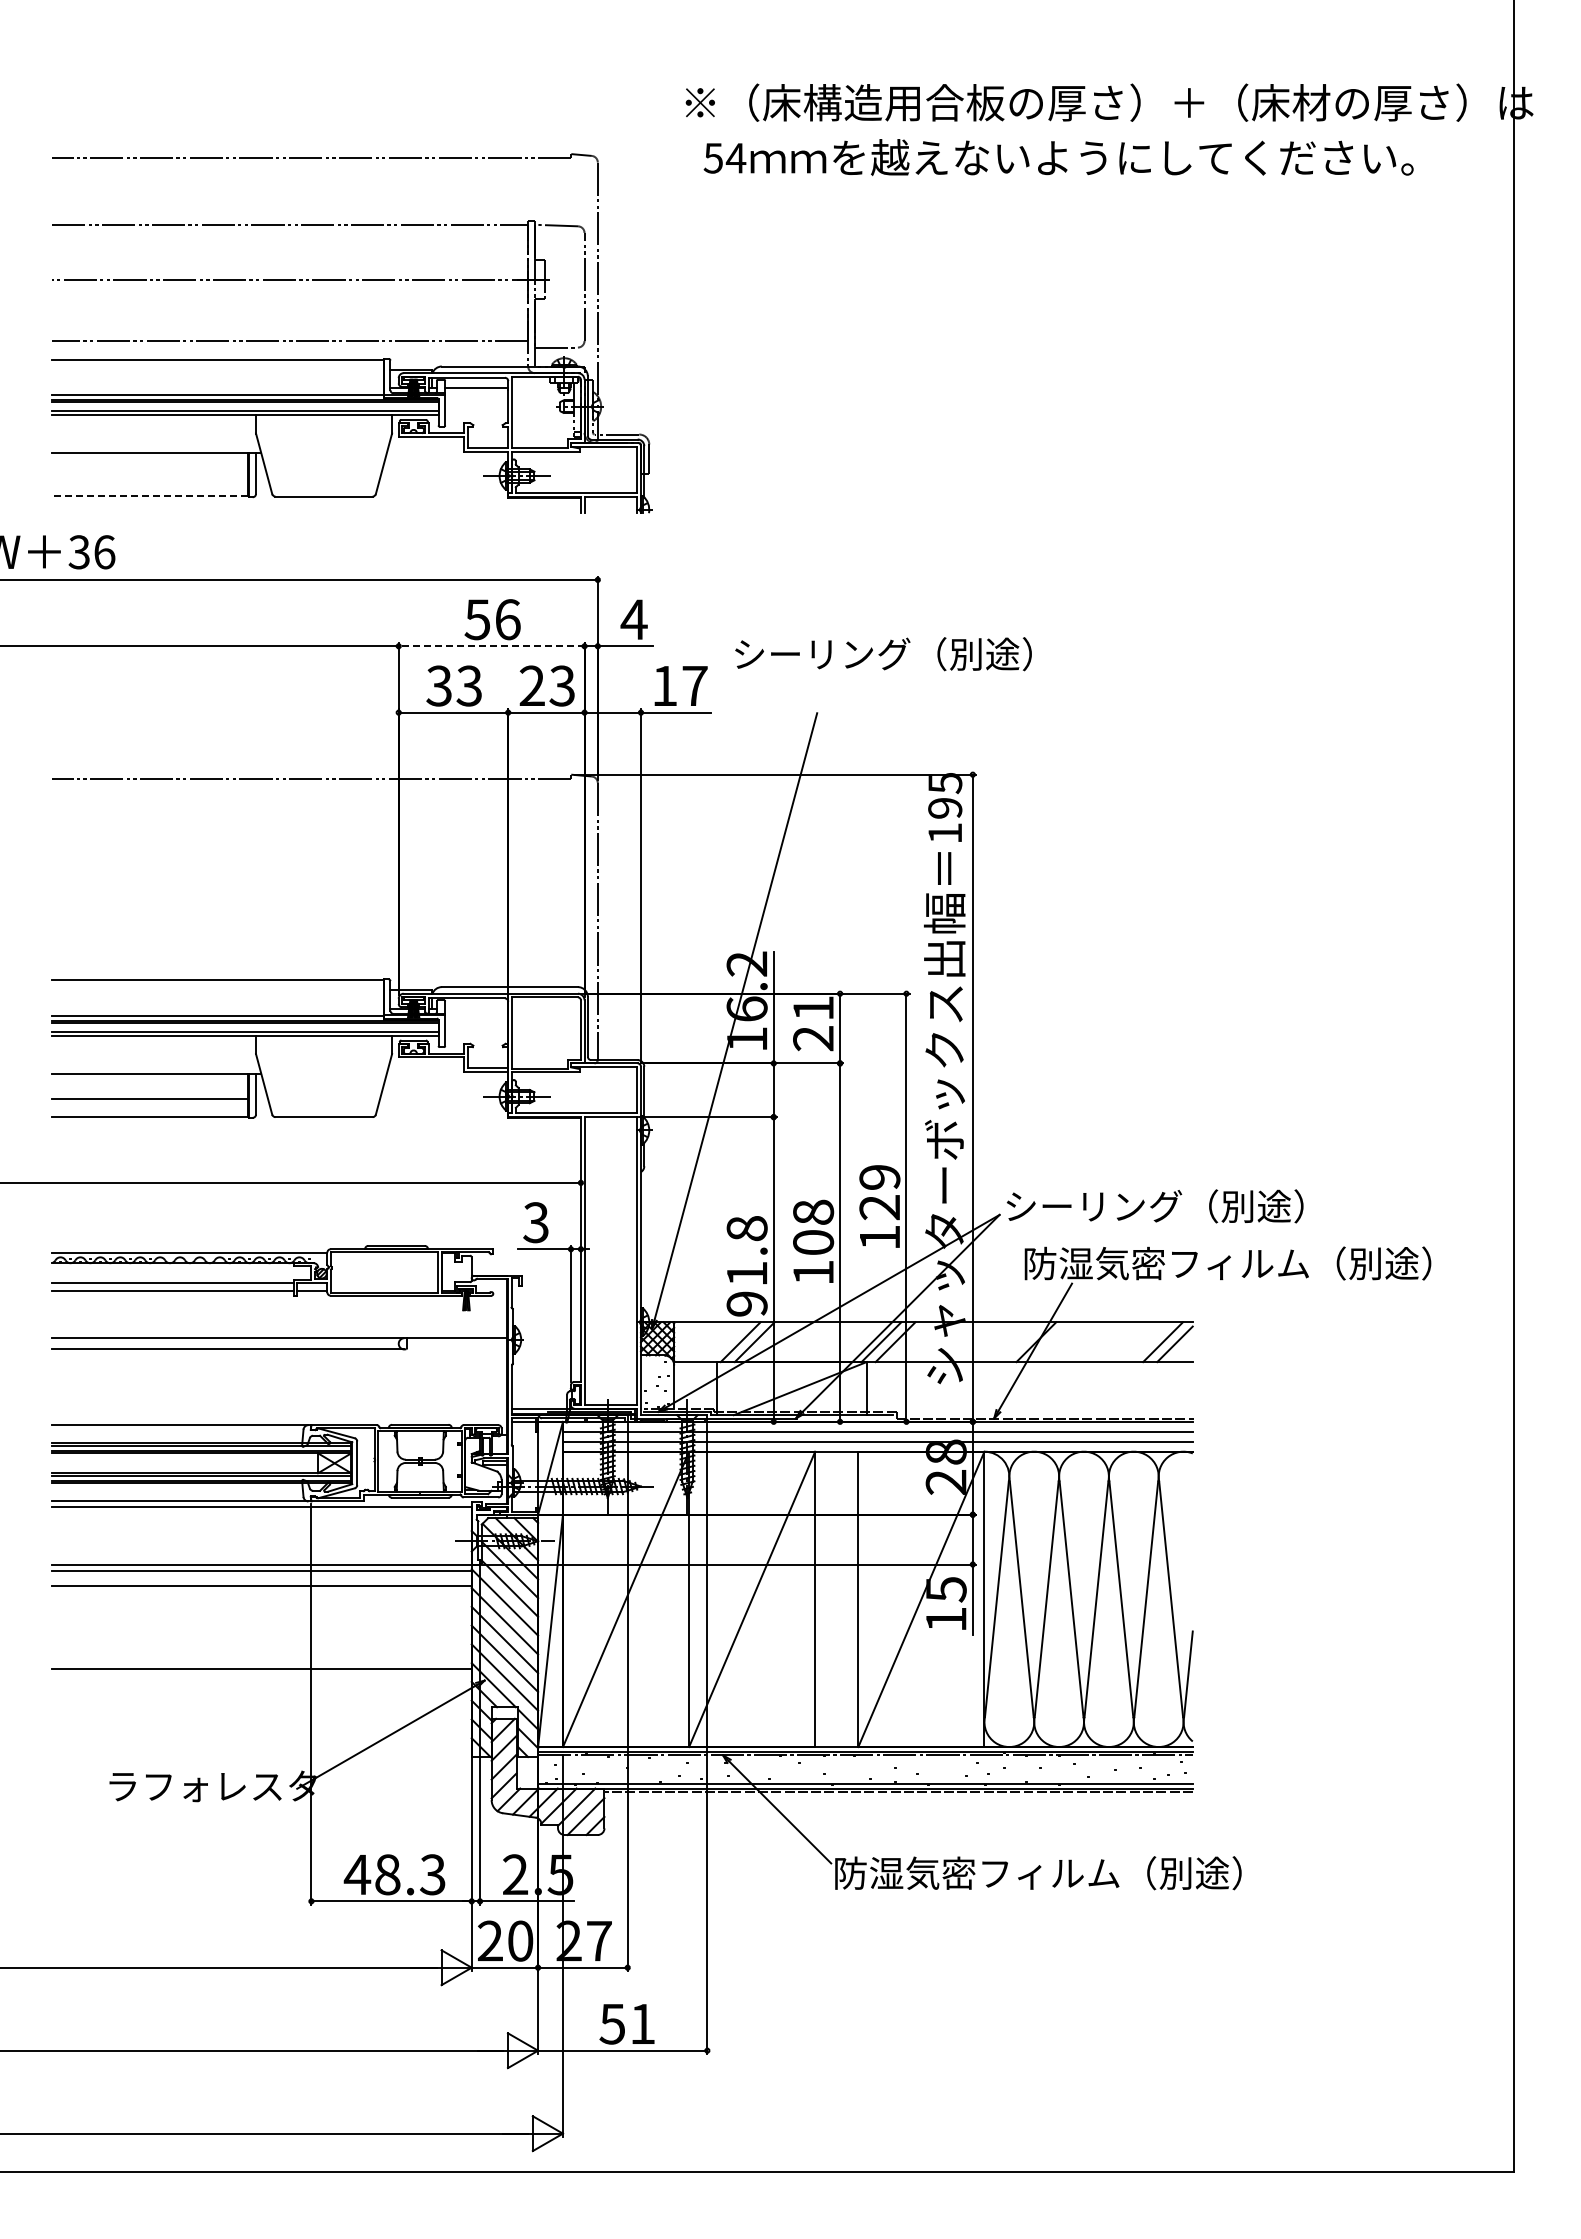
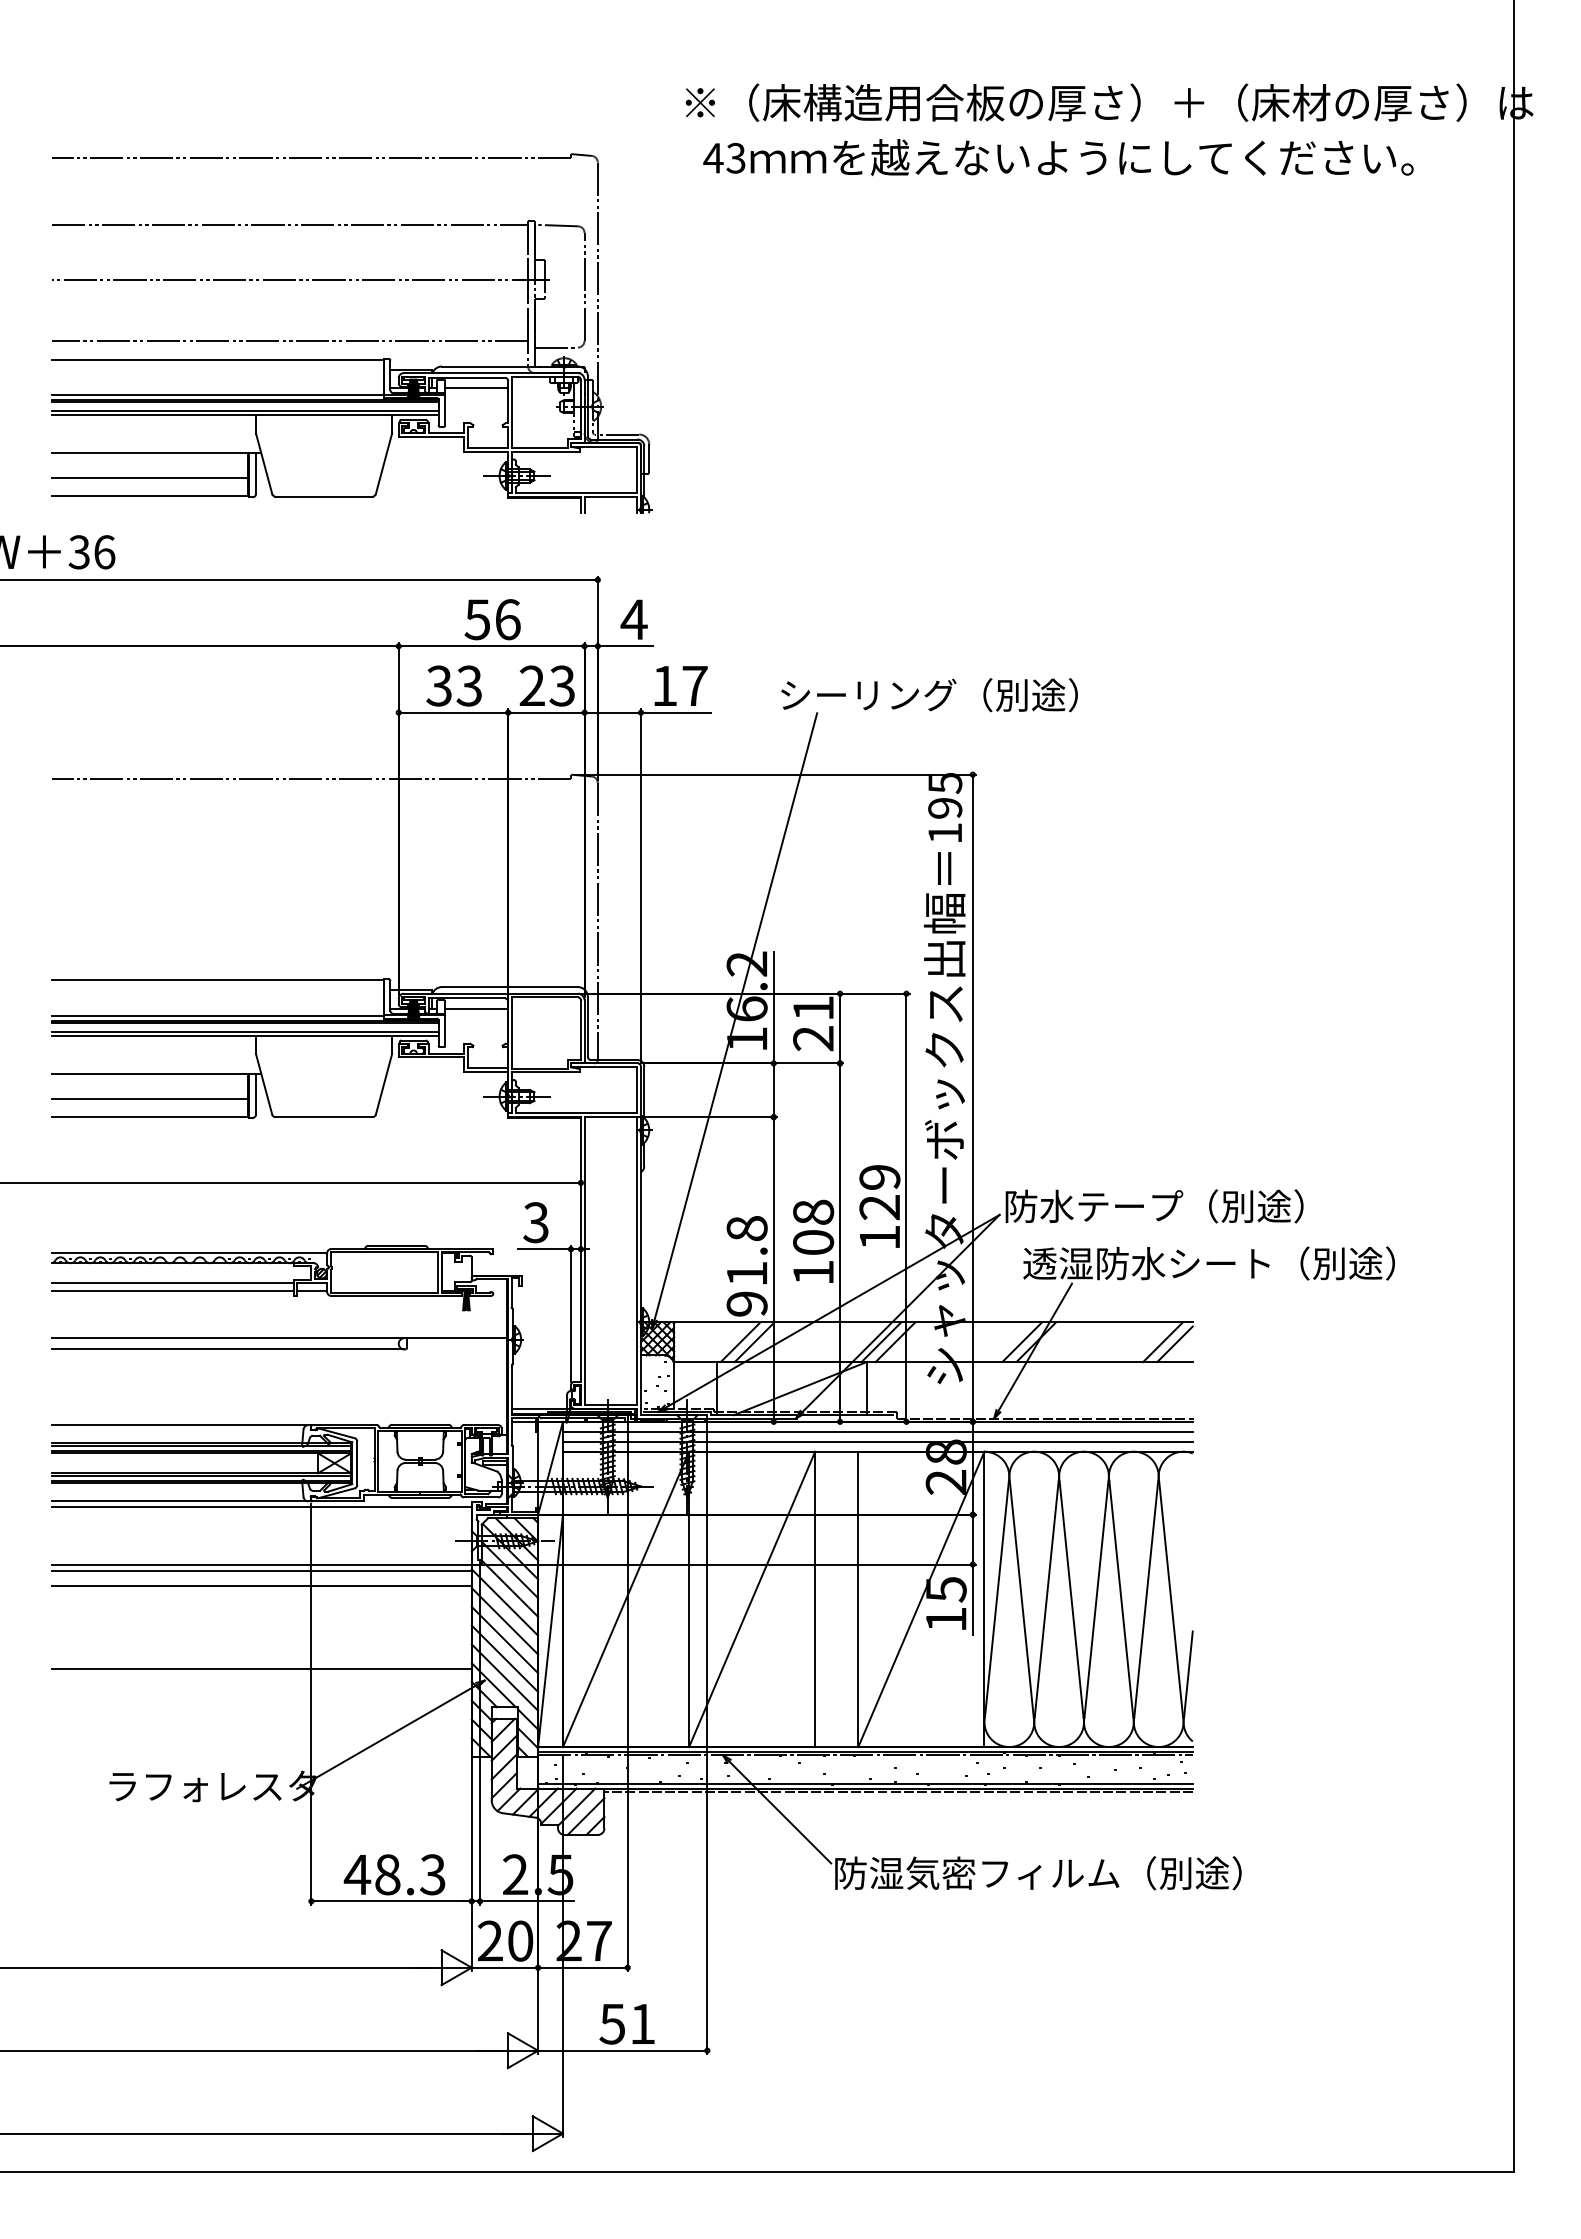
text: 54 -> 43 (724, 157)
line: none -> present (149, 478)
line: dashed -> solid (150, 496)
line: dashed -> solid (491, 646)
text position: (883, 654) -> (929, 695) (929, 695)
line: none -> present (476, 1008)
text: シーリング（別途） -> 防水テープ（別途） (1094, 1205)
text: 防湿気密フィルム（別途） -> 透湿防水シート（別途） (1227, 1263)
line: none -> present (1022, 1342)
